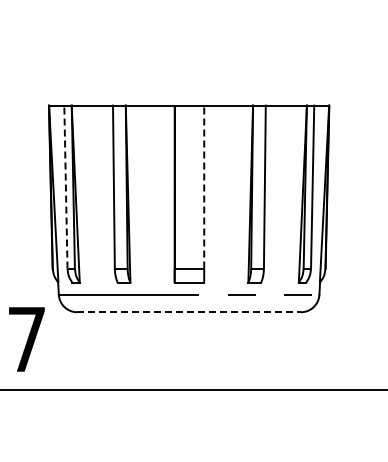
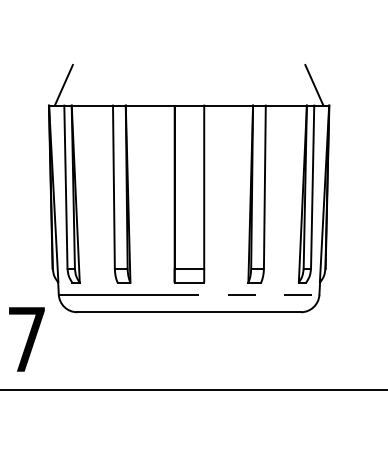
line: none -> present (63, 85)
line: none -> present (314, 85)
line: dashed -> solid (65, 186)
line: dashed -> solid (204, 186)
line: dashed -> solid (189, 312)
